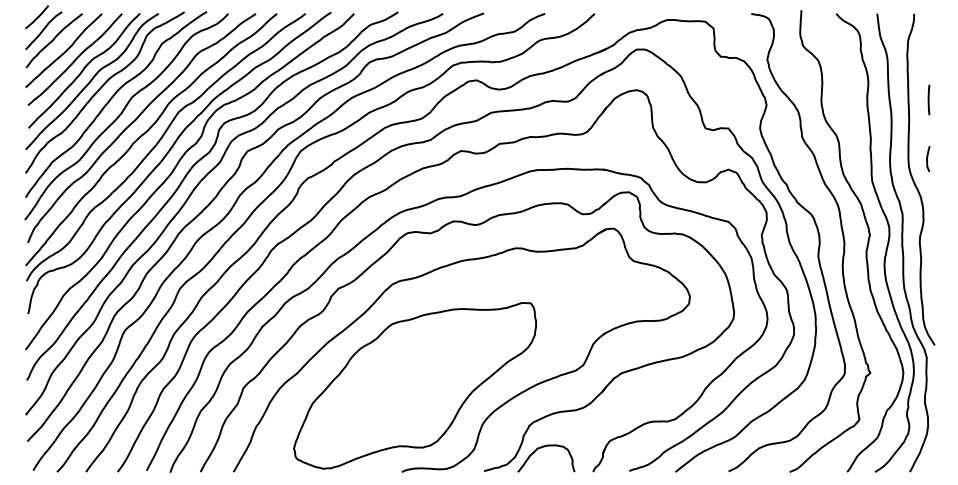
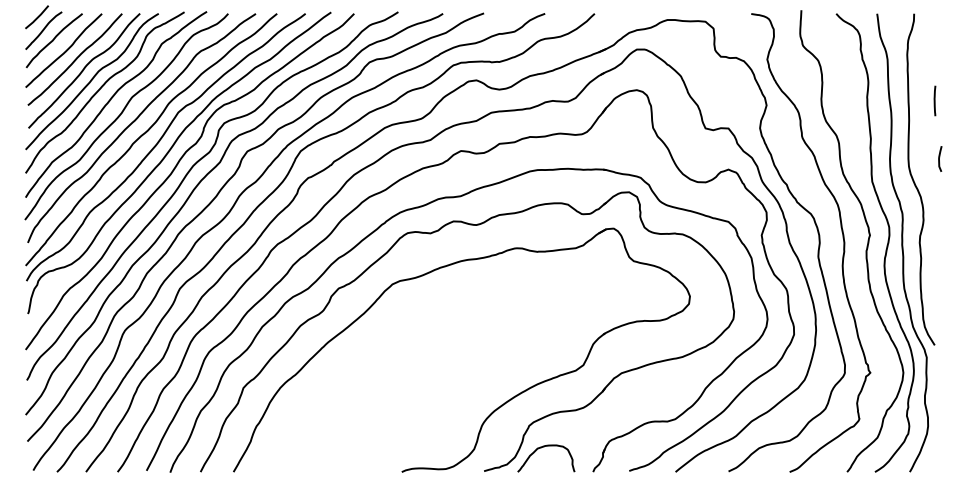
line position: (928, 99) -> (934, 100) (934, 100)
curve position: (928, 157) -> (940, 157) (940, 157)
part: present -> none (414, 385)
